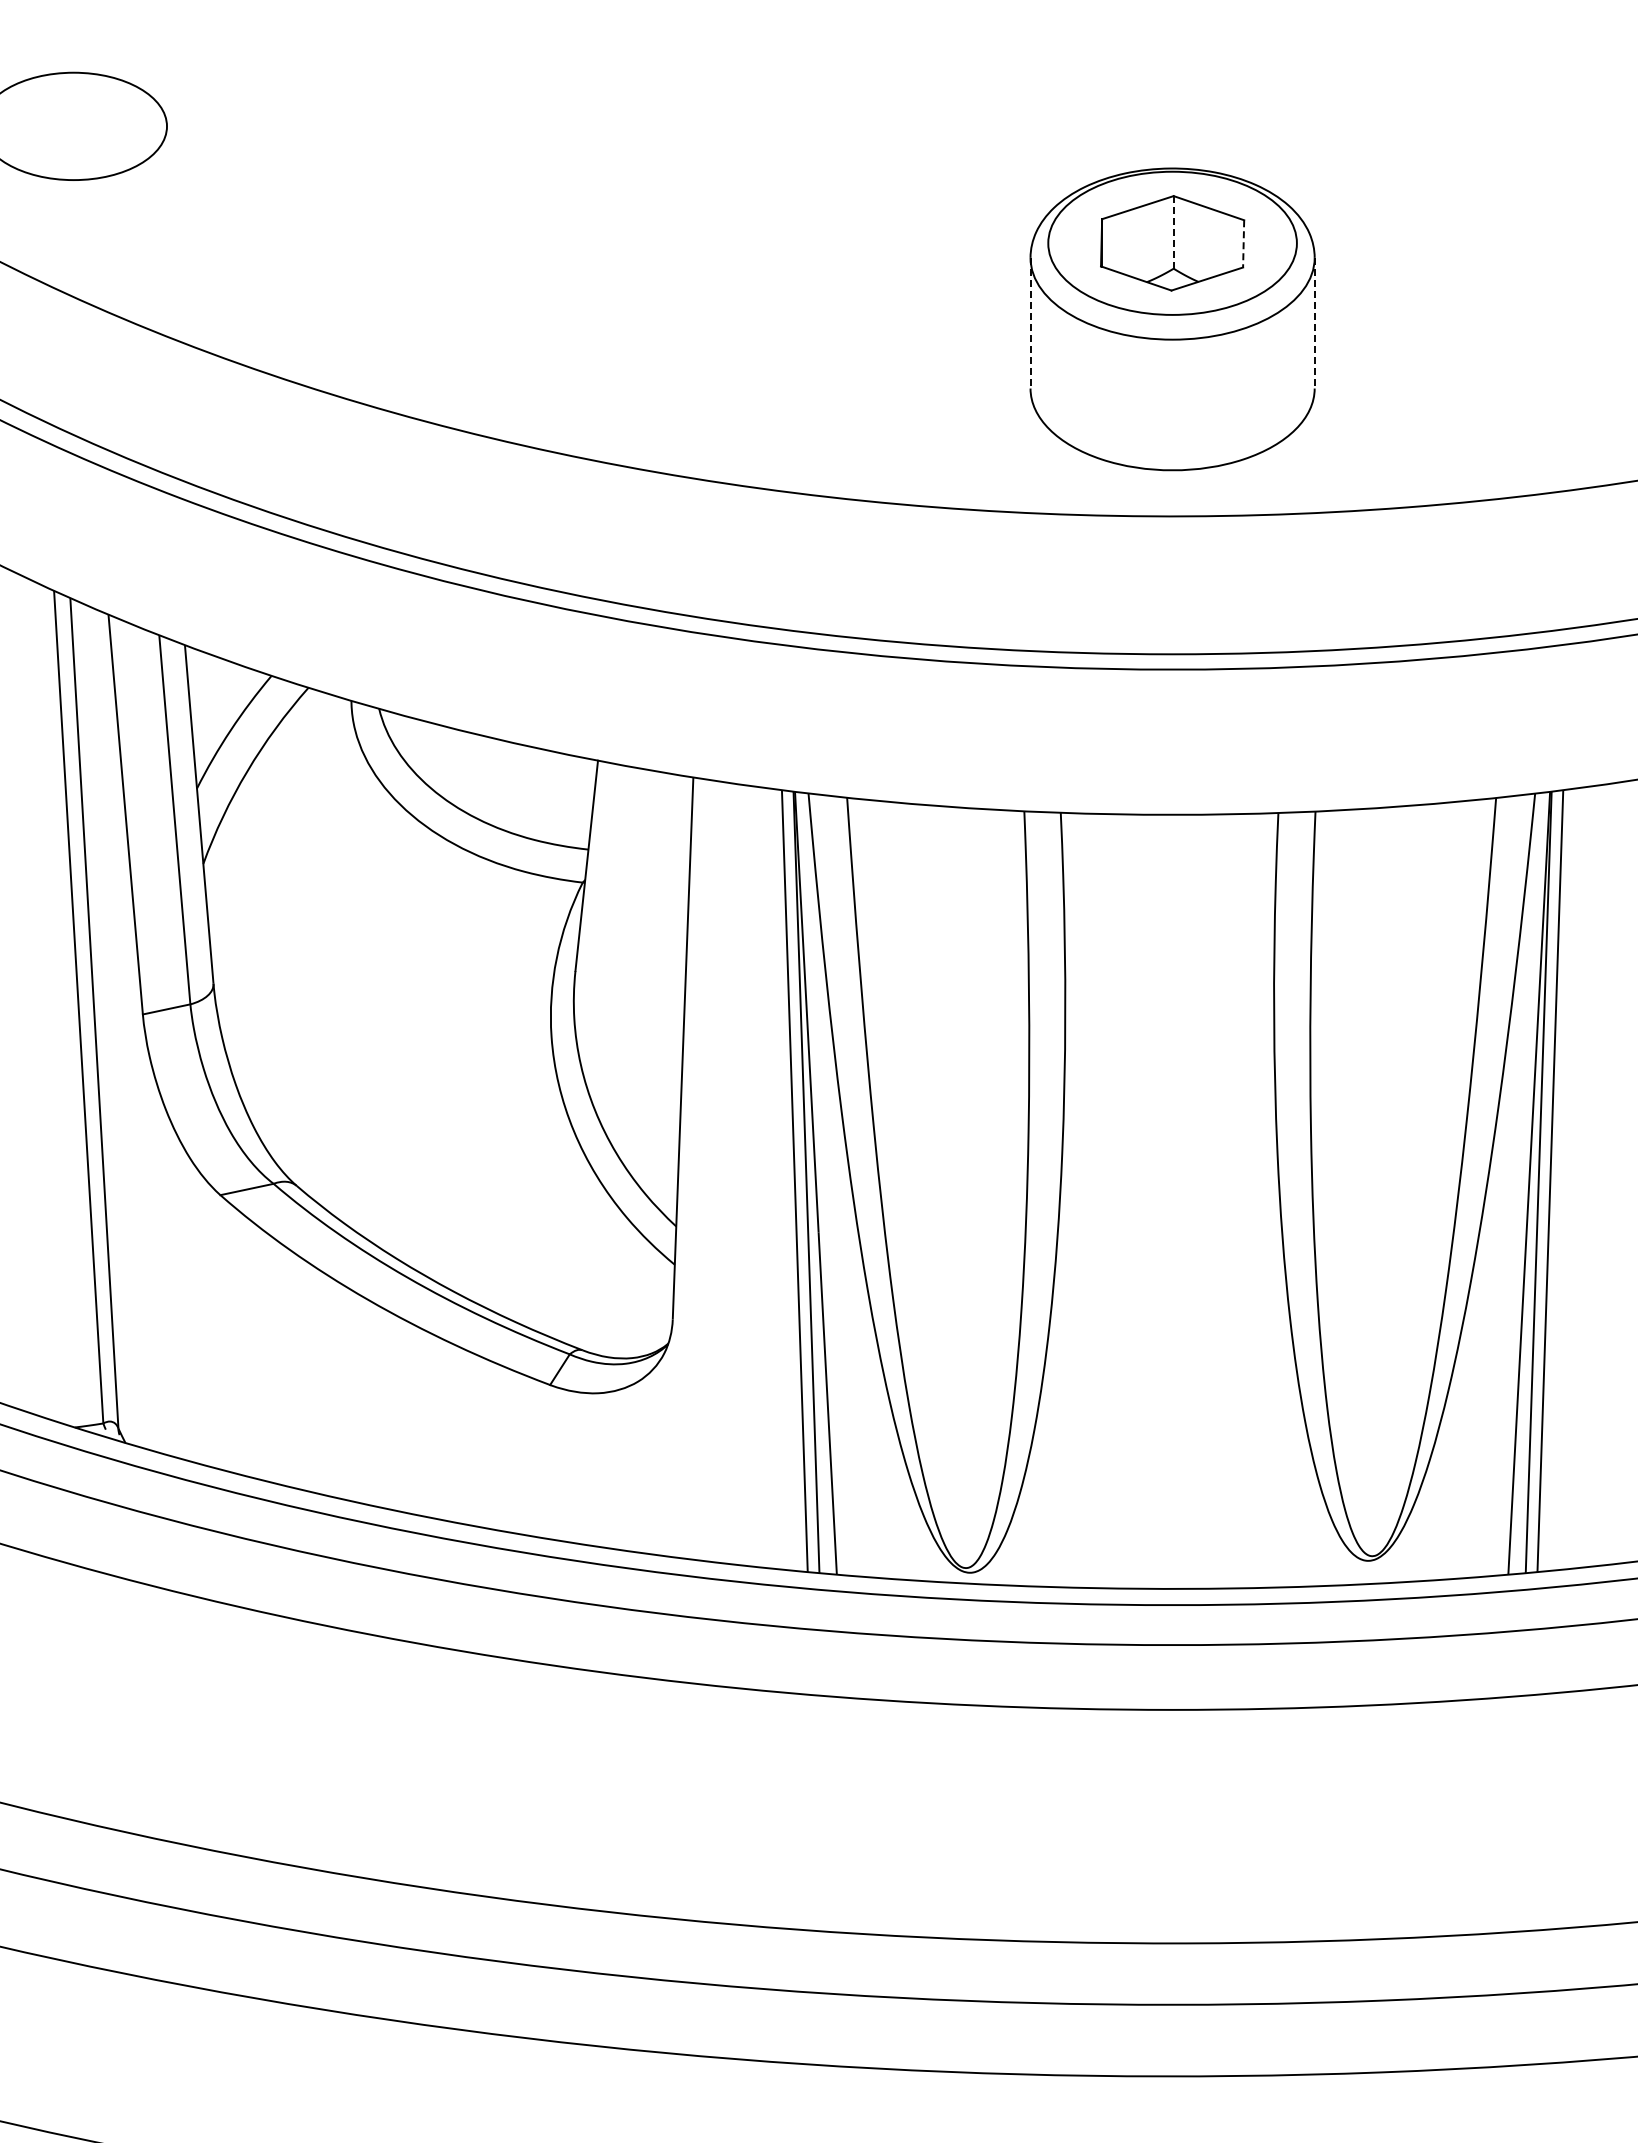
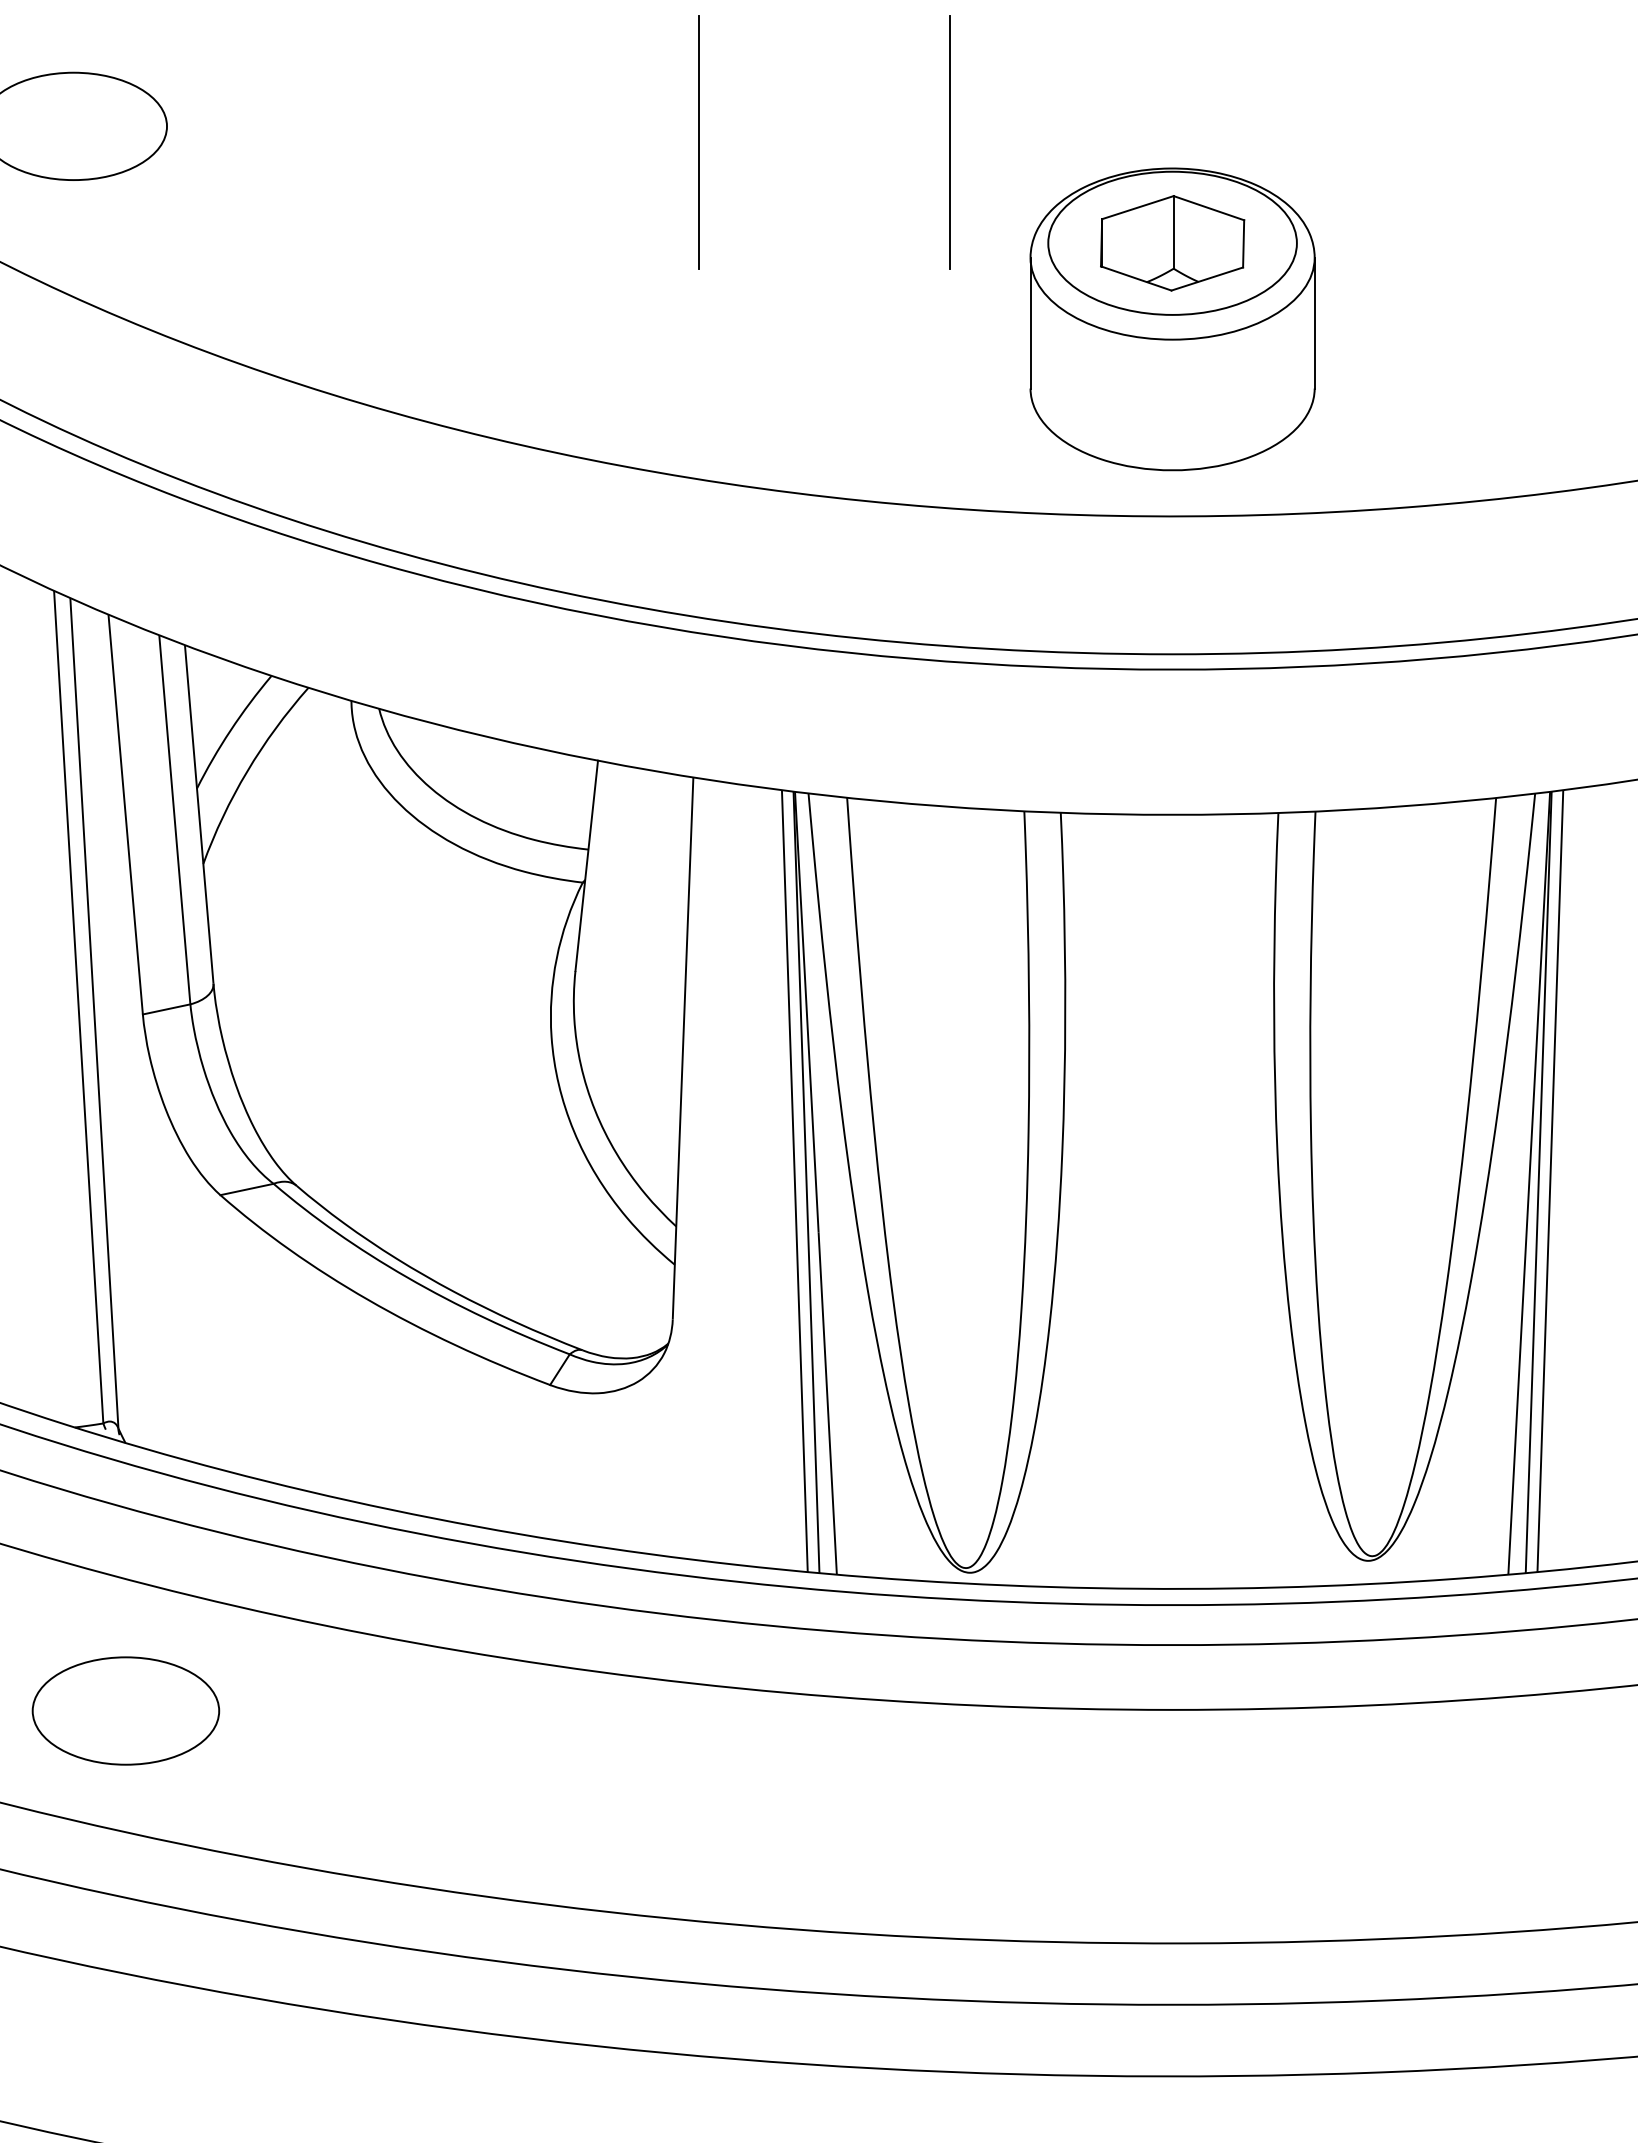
line: none -> present (698, 142)
line: none -> present (949, 142)
line: dashed -> solid (1173, 232)
line: dashed -> solid (1243, 243)
line: dashed -> solid (1030, 323)
line: dashed -> solid (1314, 323)
part: none -> present (125, 1710)
